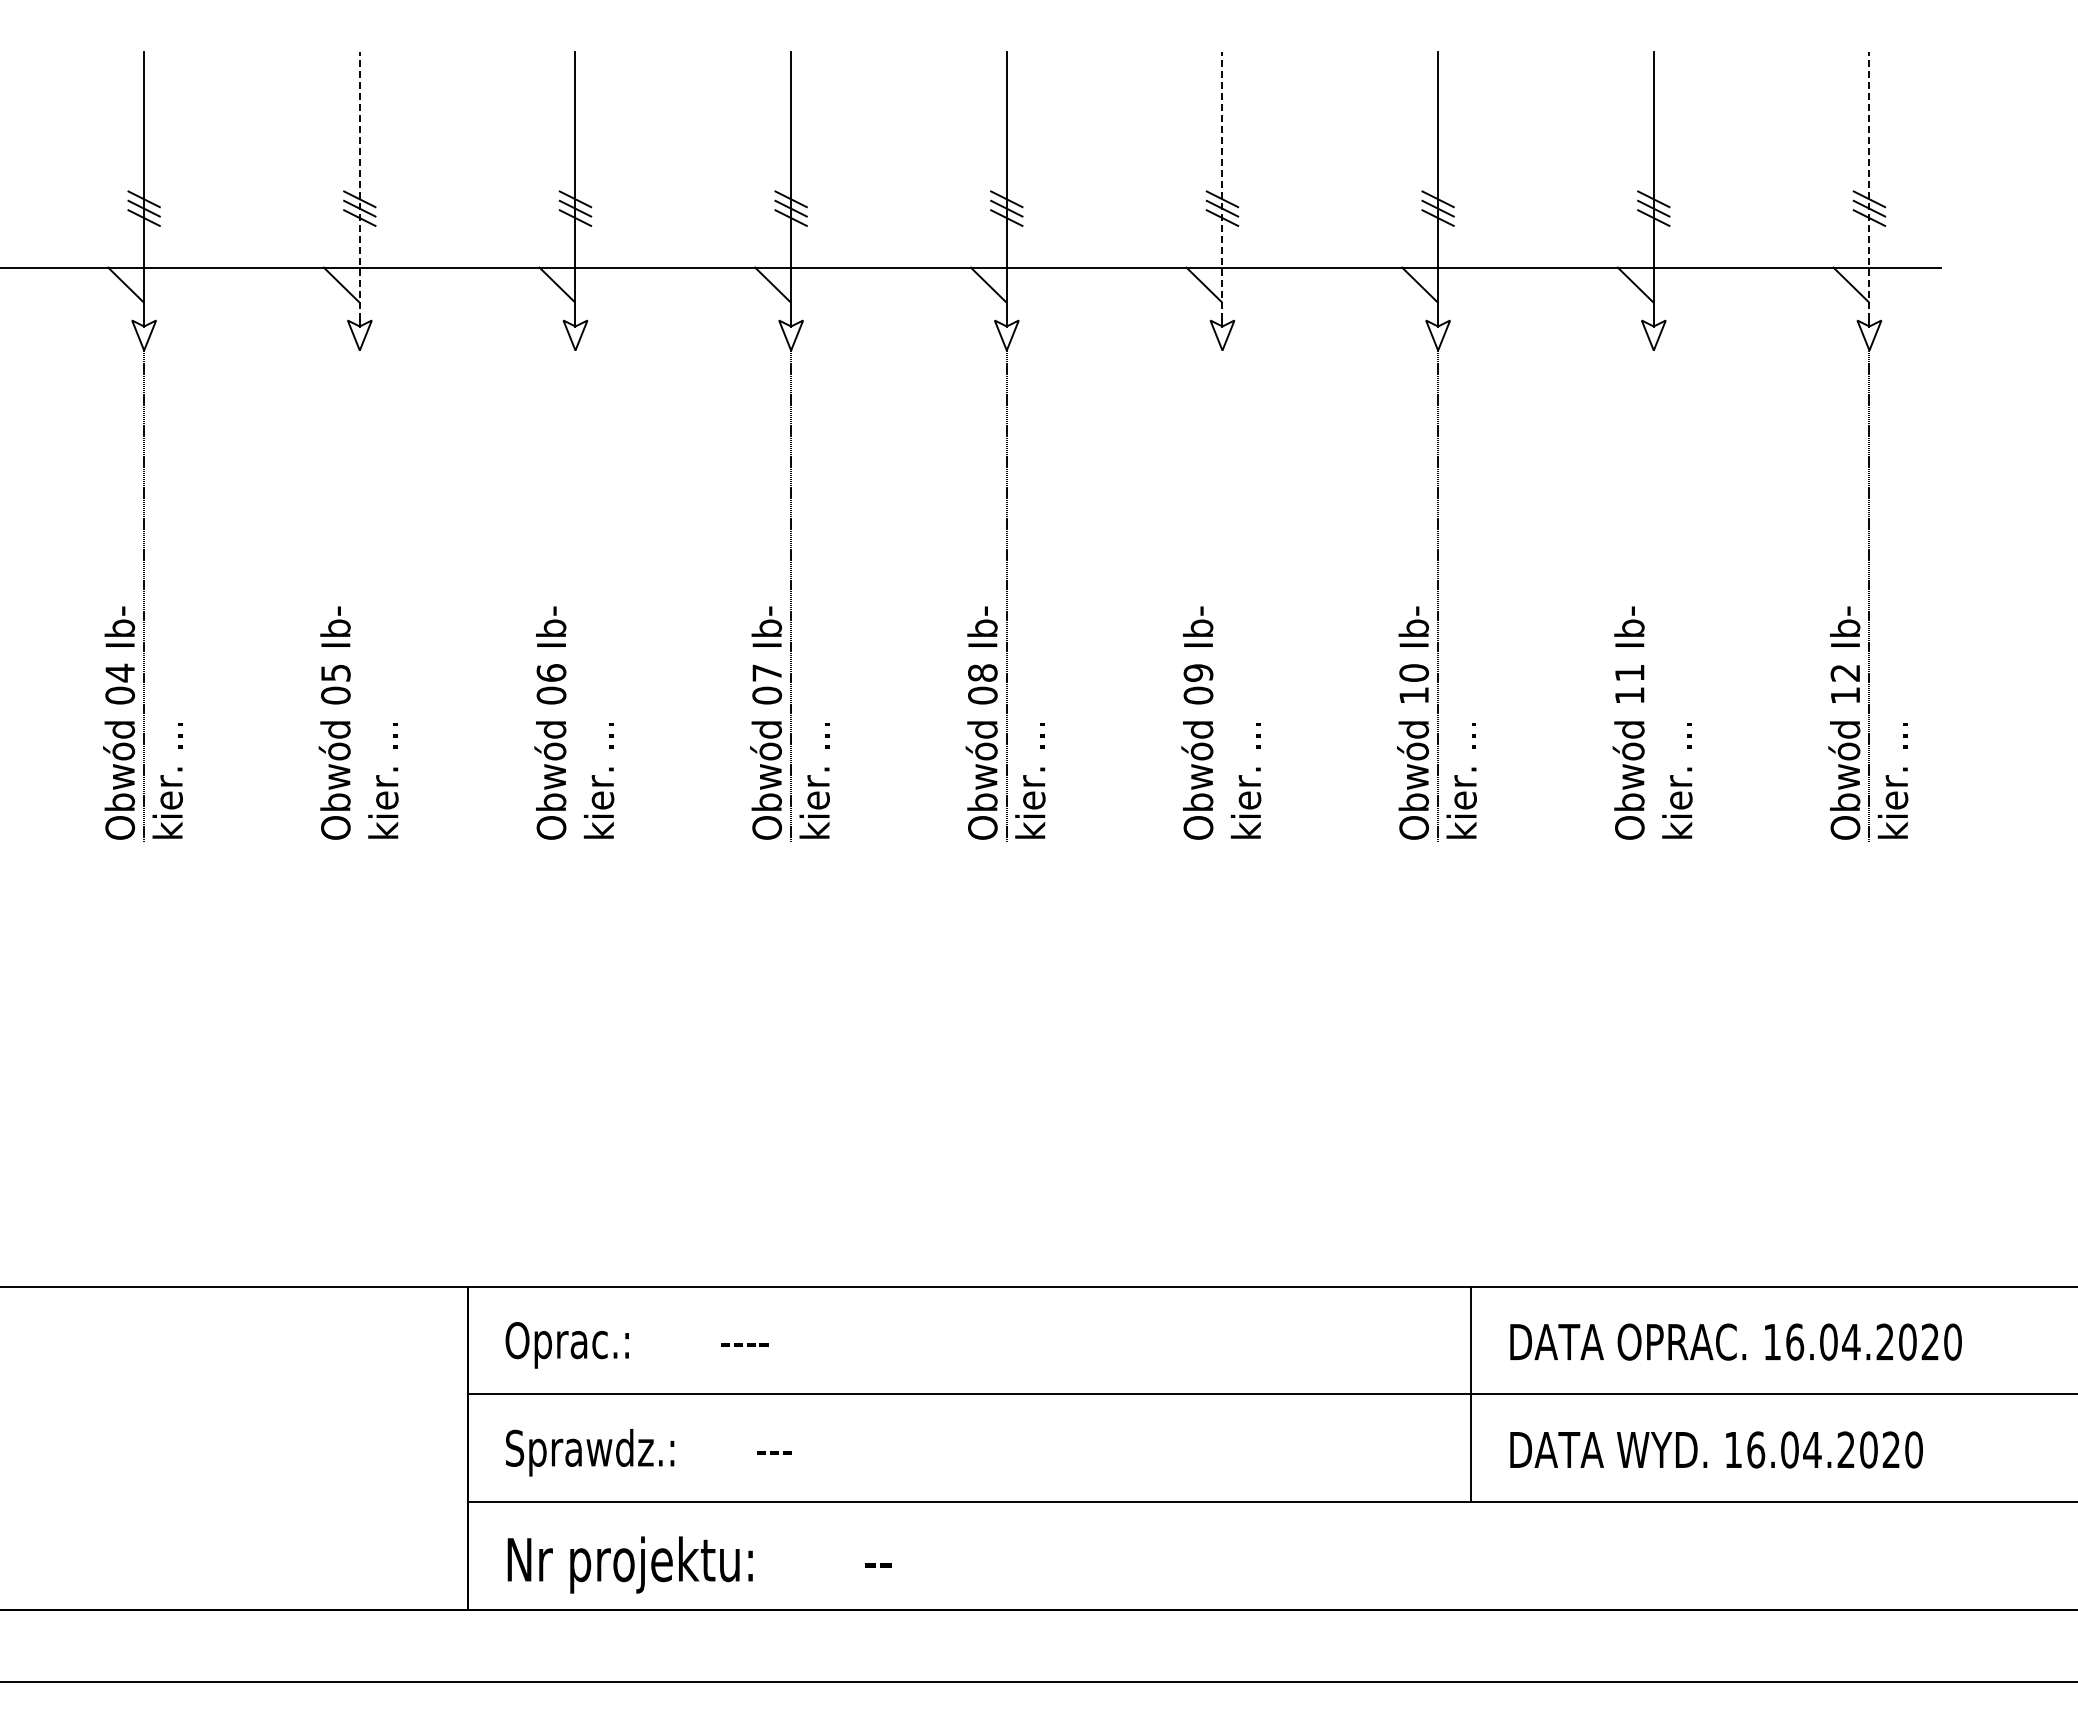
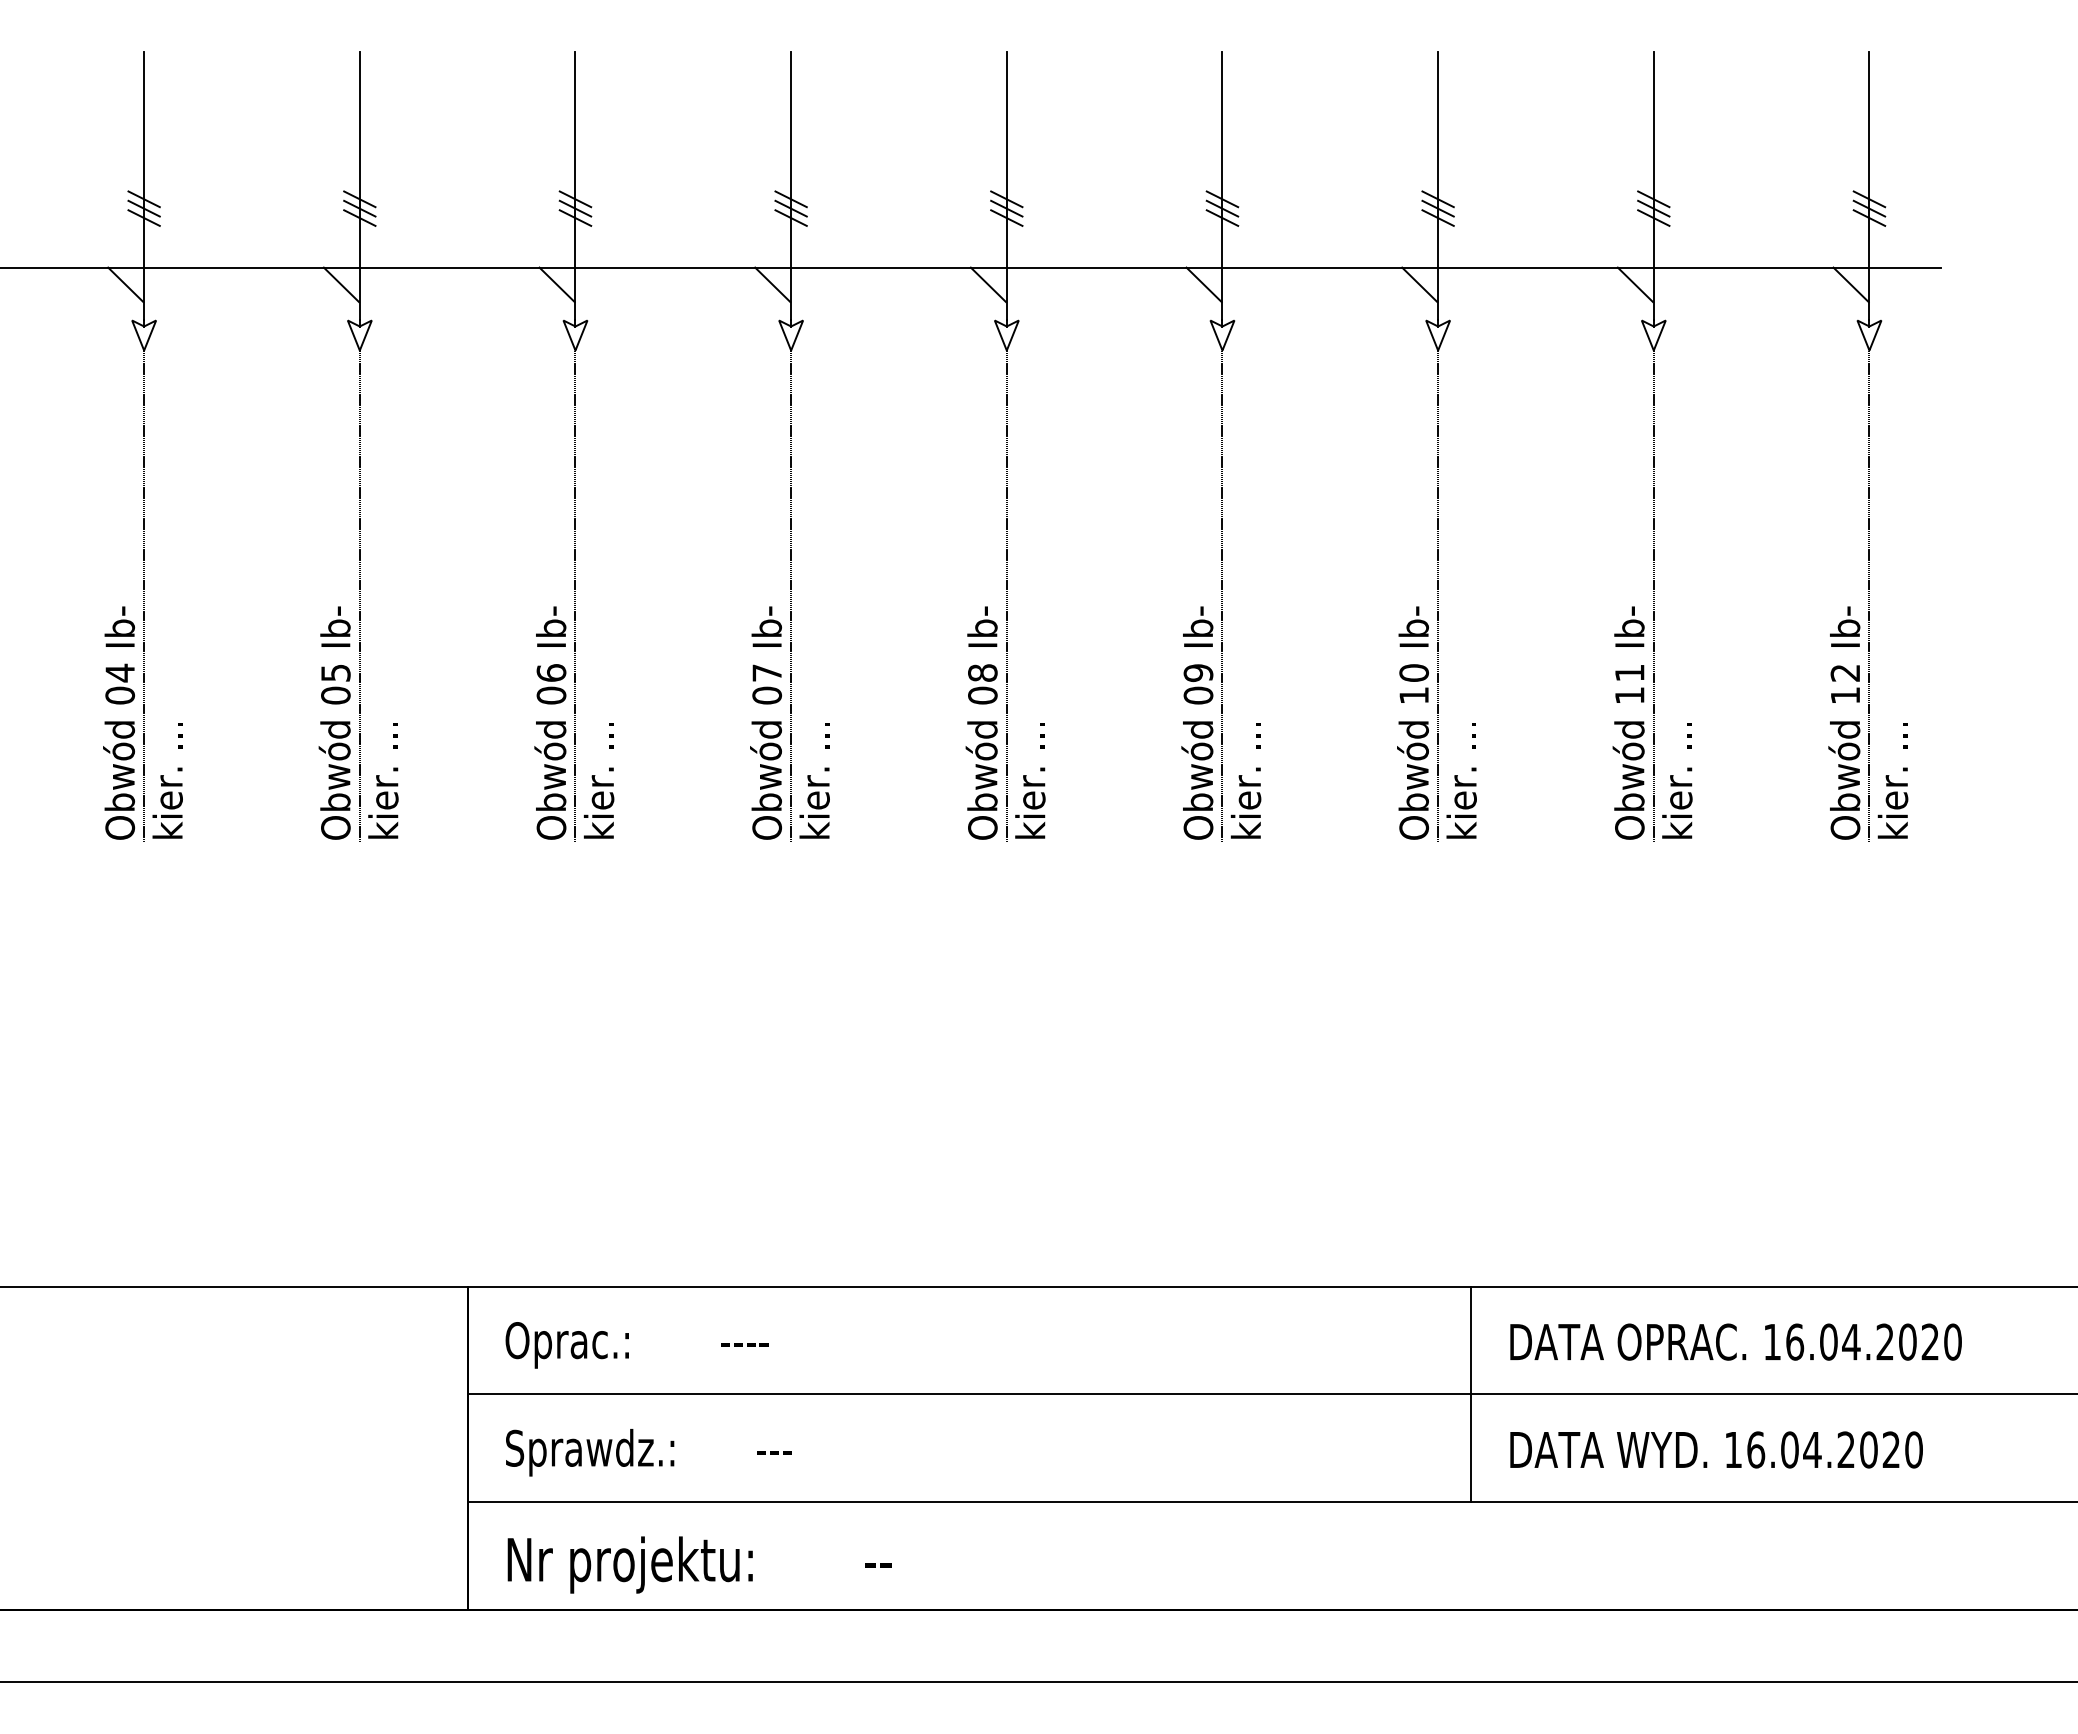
line: dashed -> solid (359, 185)
line: dashed -> solid (1222, 185)
line: dashed -> solid (1869, 185)
line: none -> present (359, 596)
line: none -> present (575, 596)
line: none -> present (1222, 596)
line: none -> present (1653, 596)
